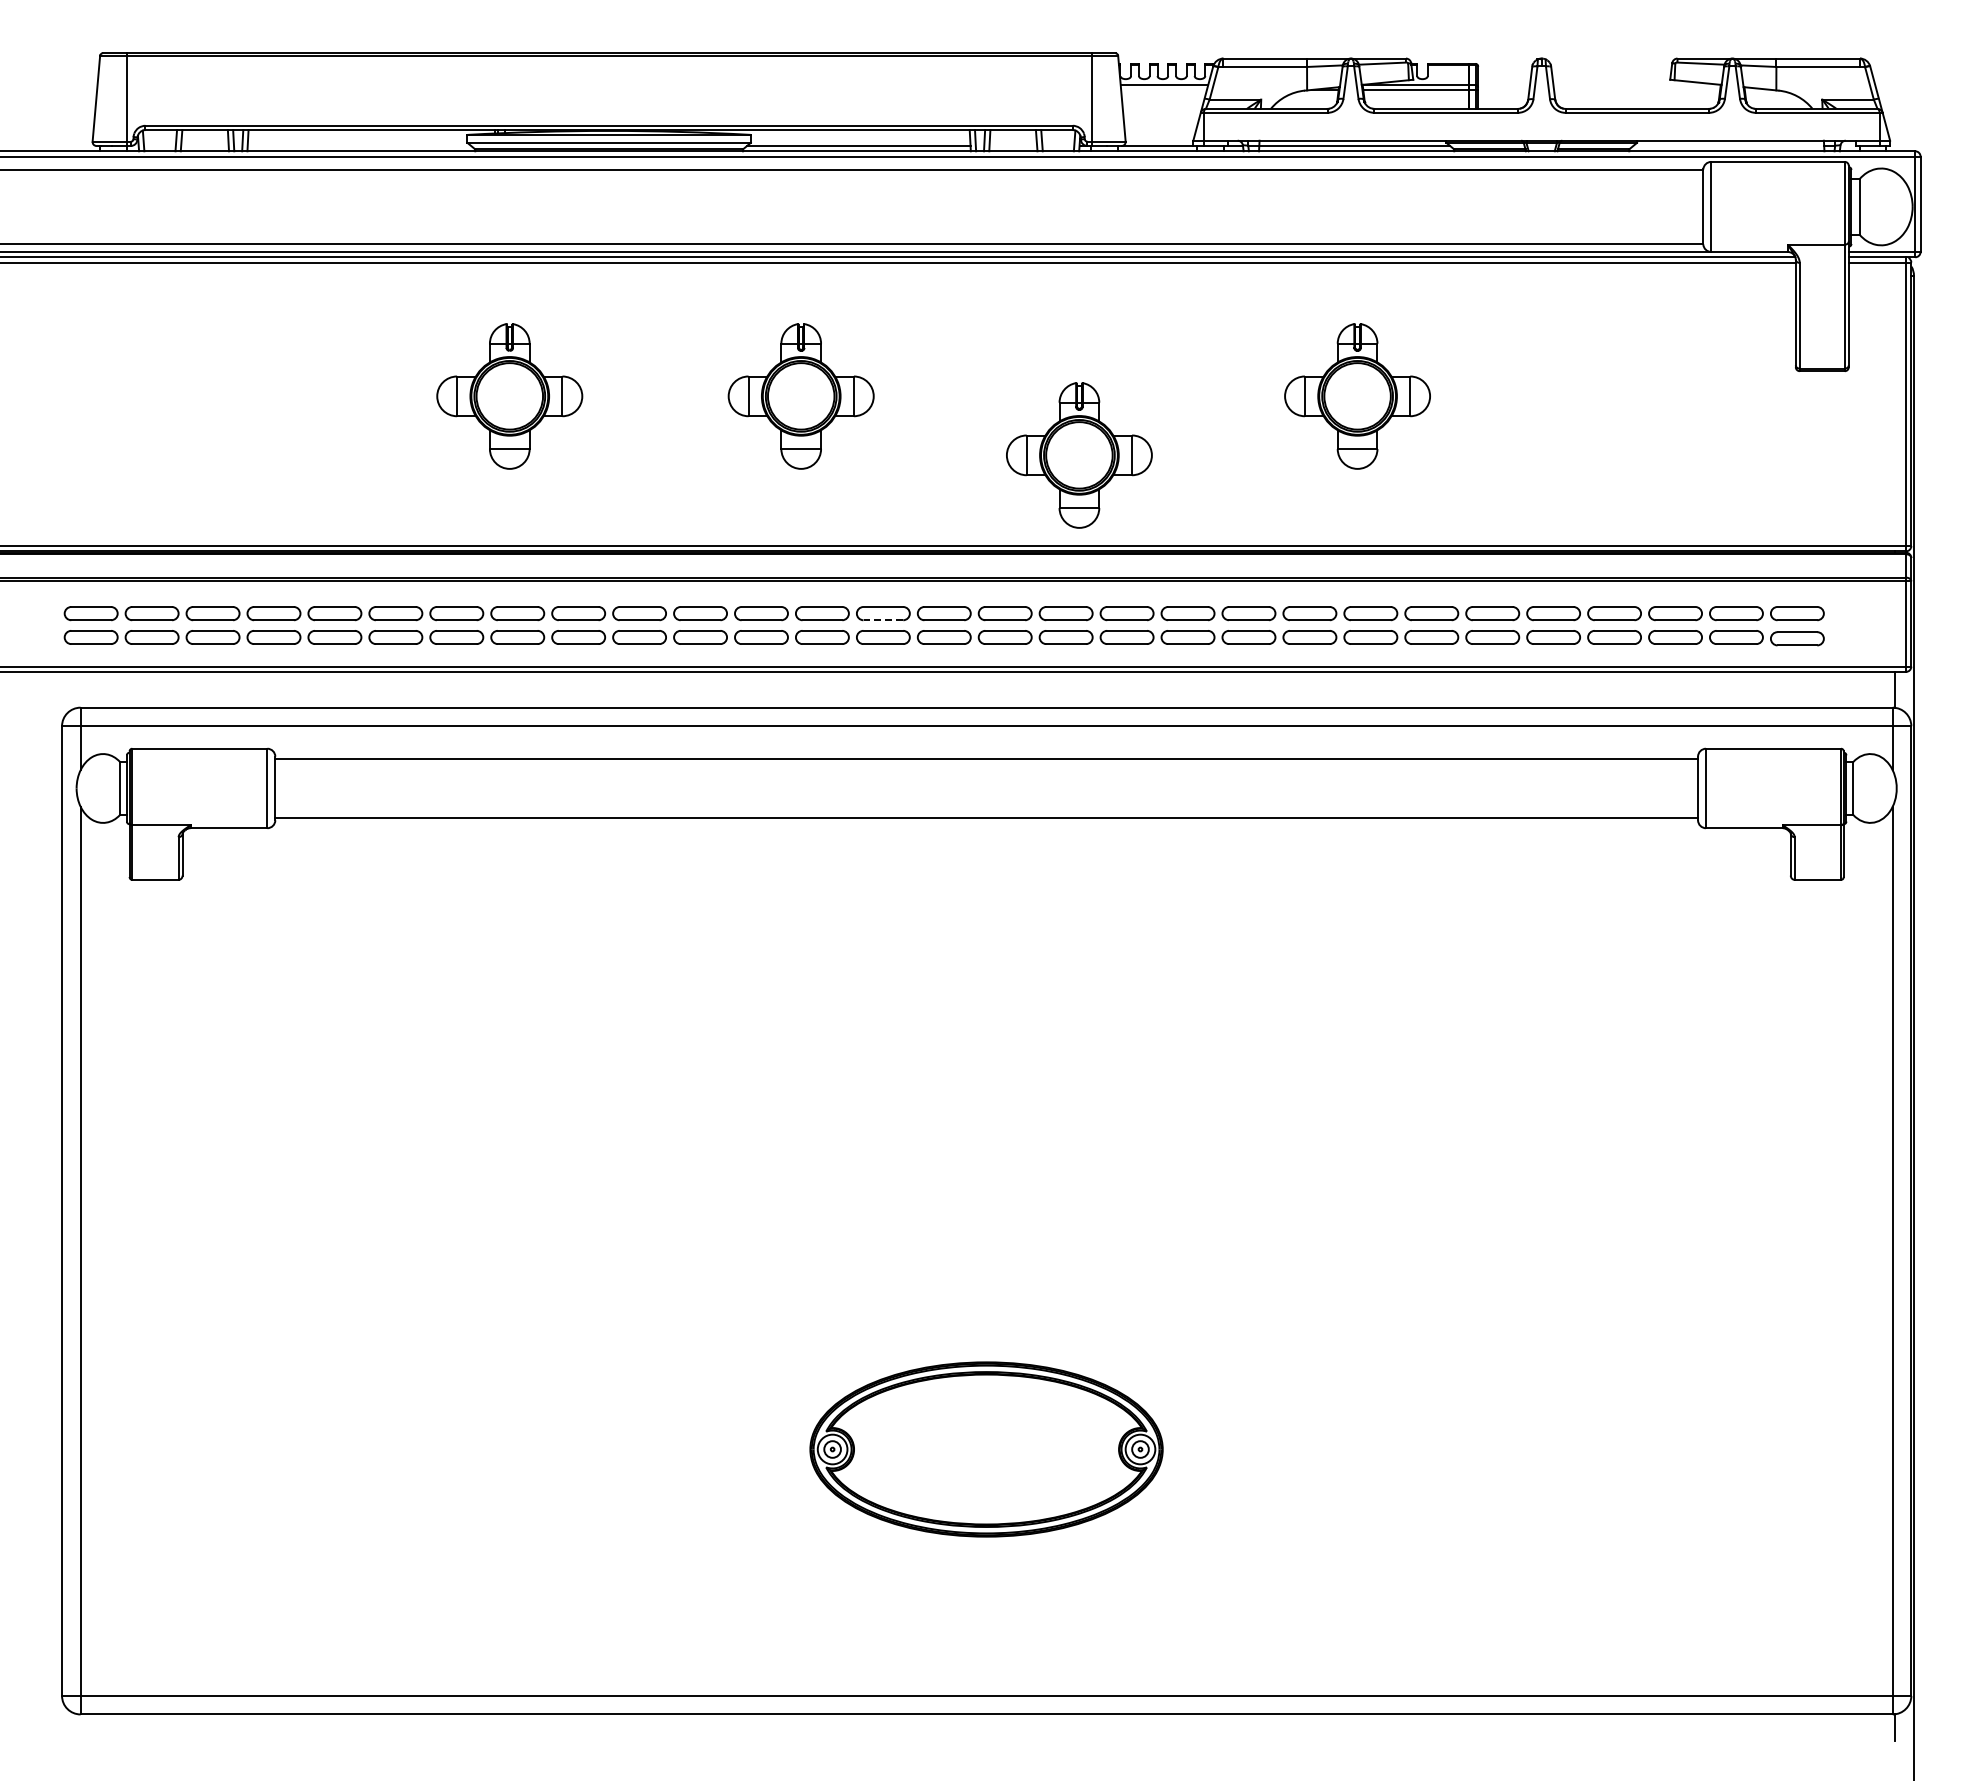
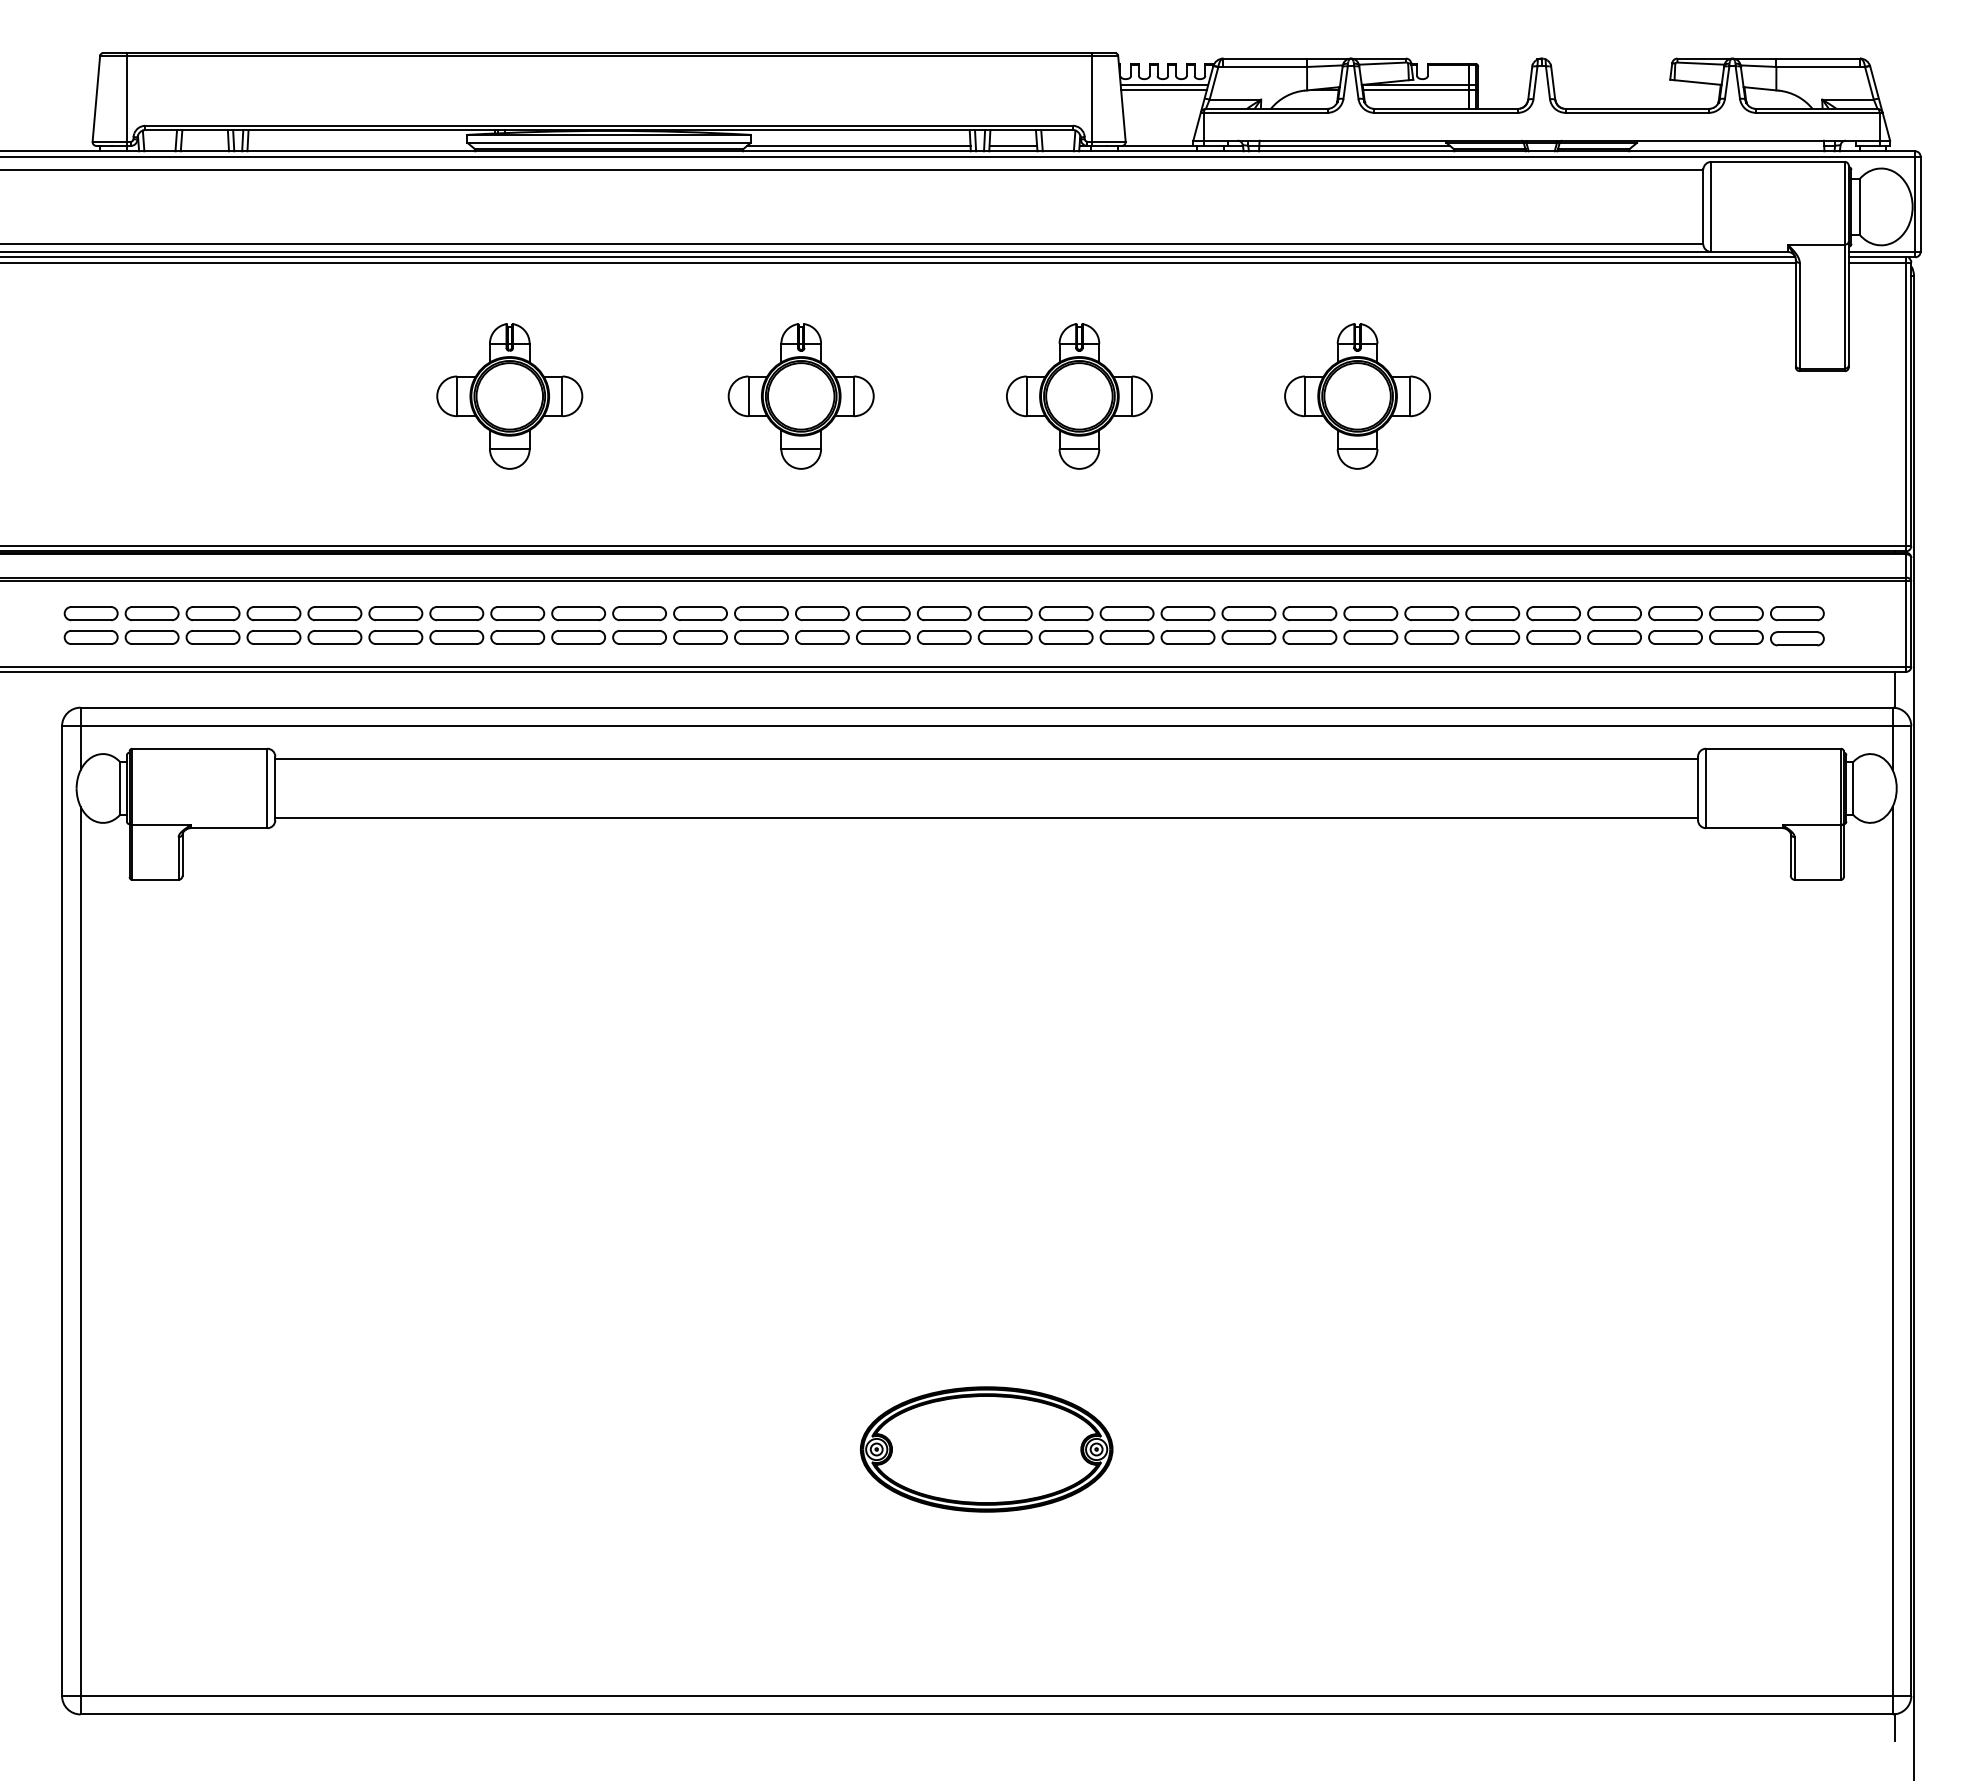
line: none -> present (1163, 89)
line: none -> present (1013, 146)
part position: (1079, 455) -> (1079, 396) (1079, 396)
line: dashed -> solid (883, 620)
part size: 355x177 px -> 254x127 px (986, 1449)
